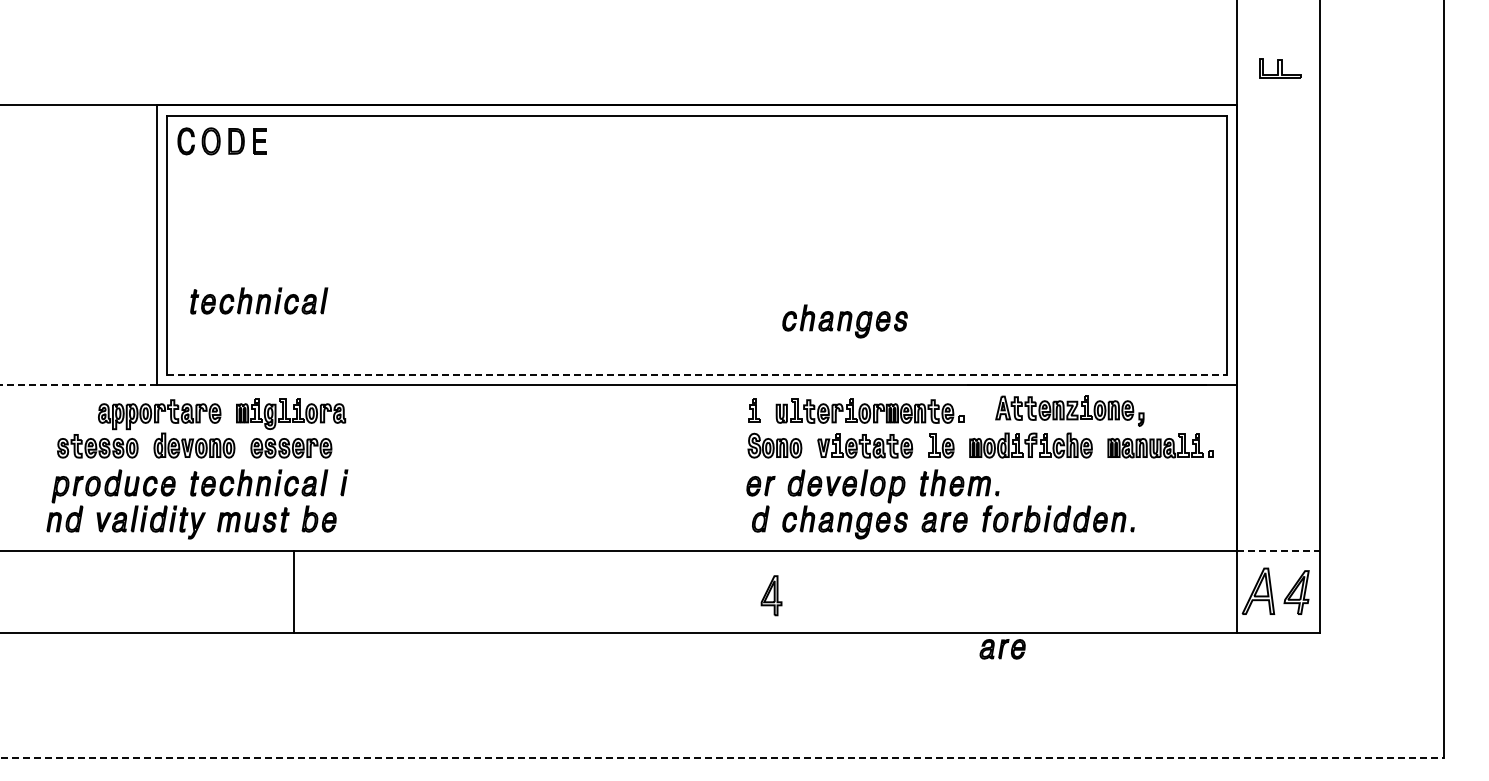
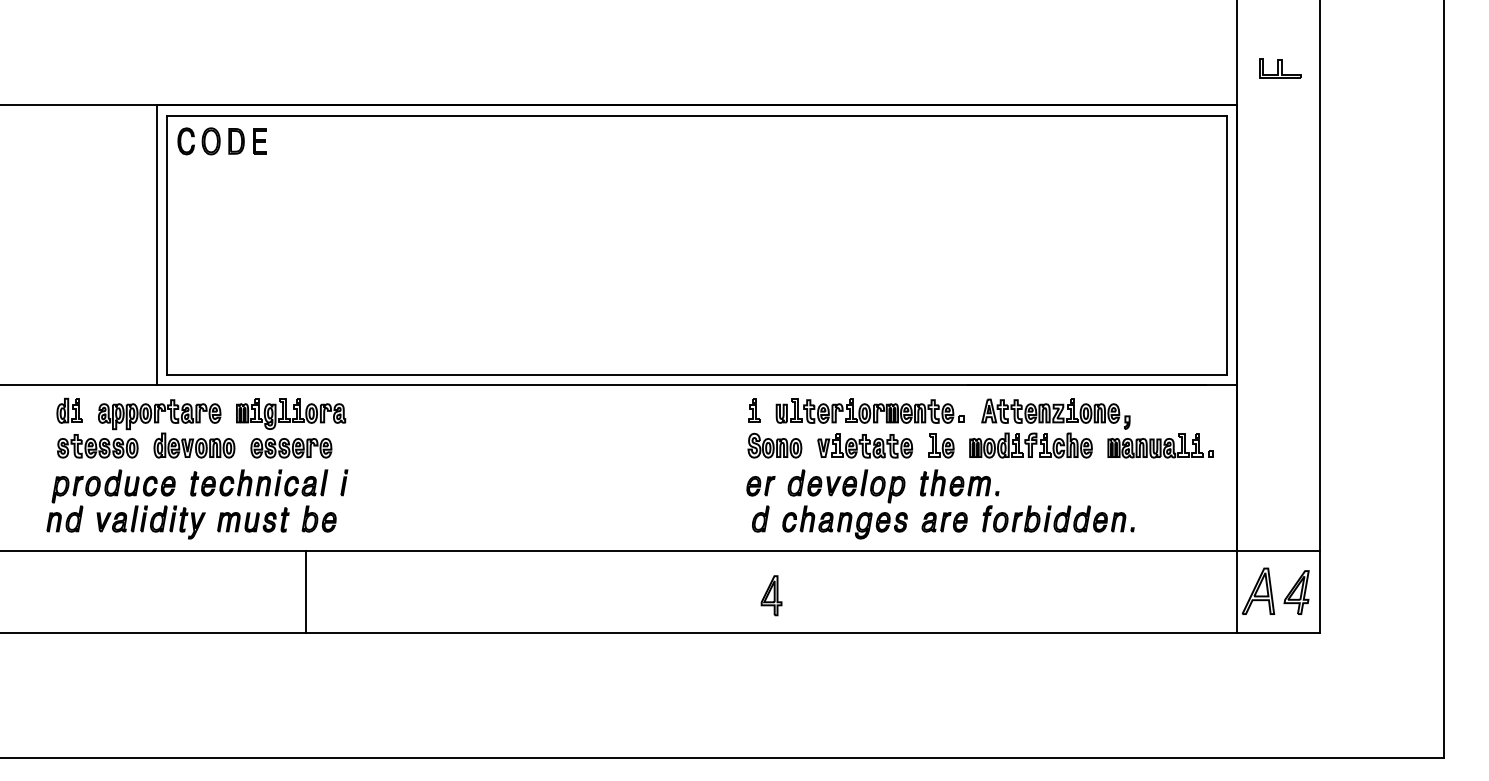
part: present -> none (259, 300)
part: present -> none (844, 321)
line: dashed -> solid (697, 374)
line: dashed -> solid (78, 384)
part: none -> present (69, 410)
part position: (1069, 410) -> (1055, 413) (1055, 413)
line: dashed -> solid (1279, 550)
line position: (293, 591) -> (305, 591) (305, 591)
part: present -> none (1002, 649)
line: dashed -> solid (722, 757)
